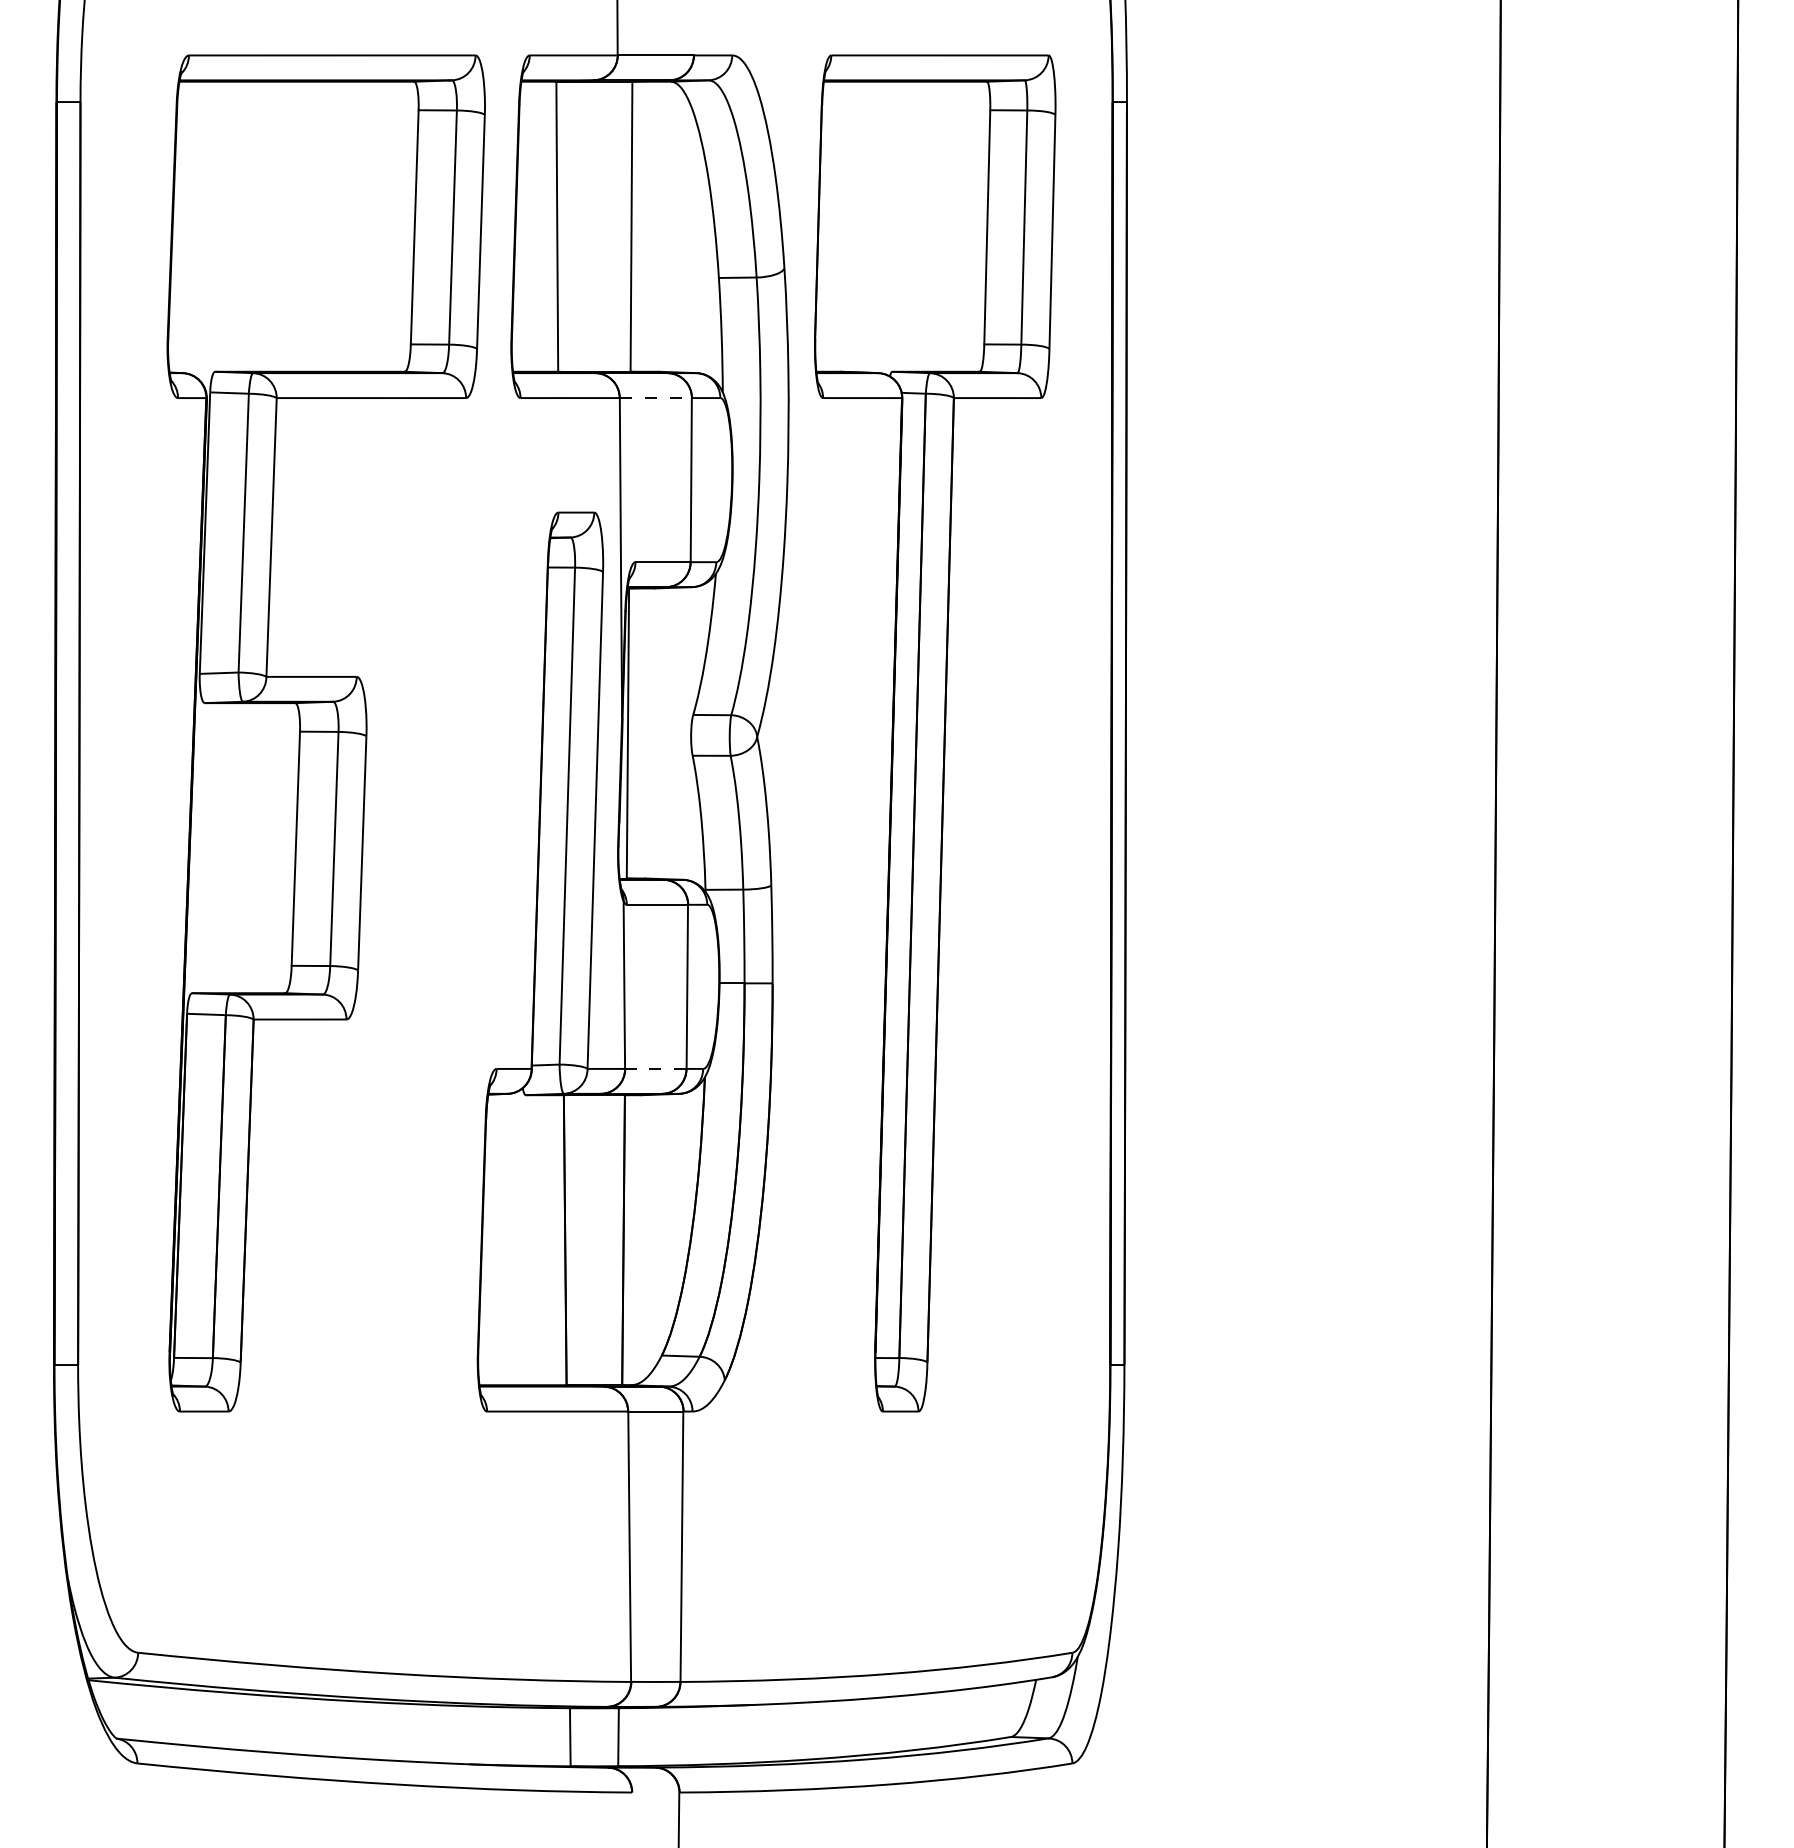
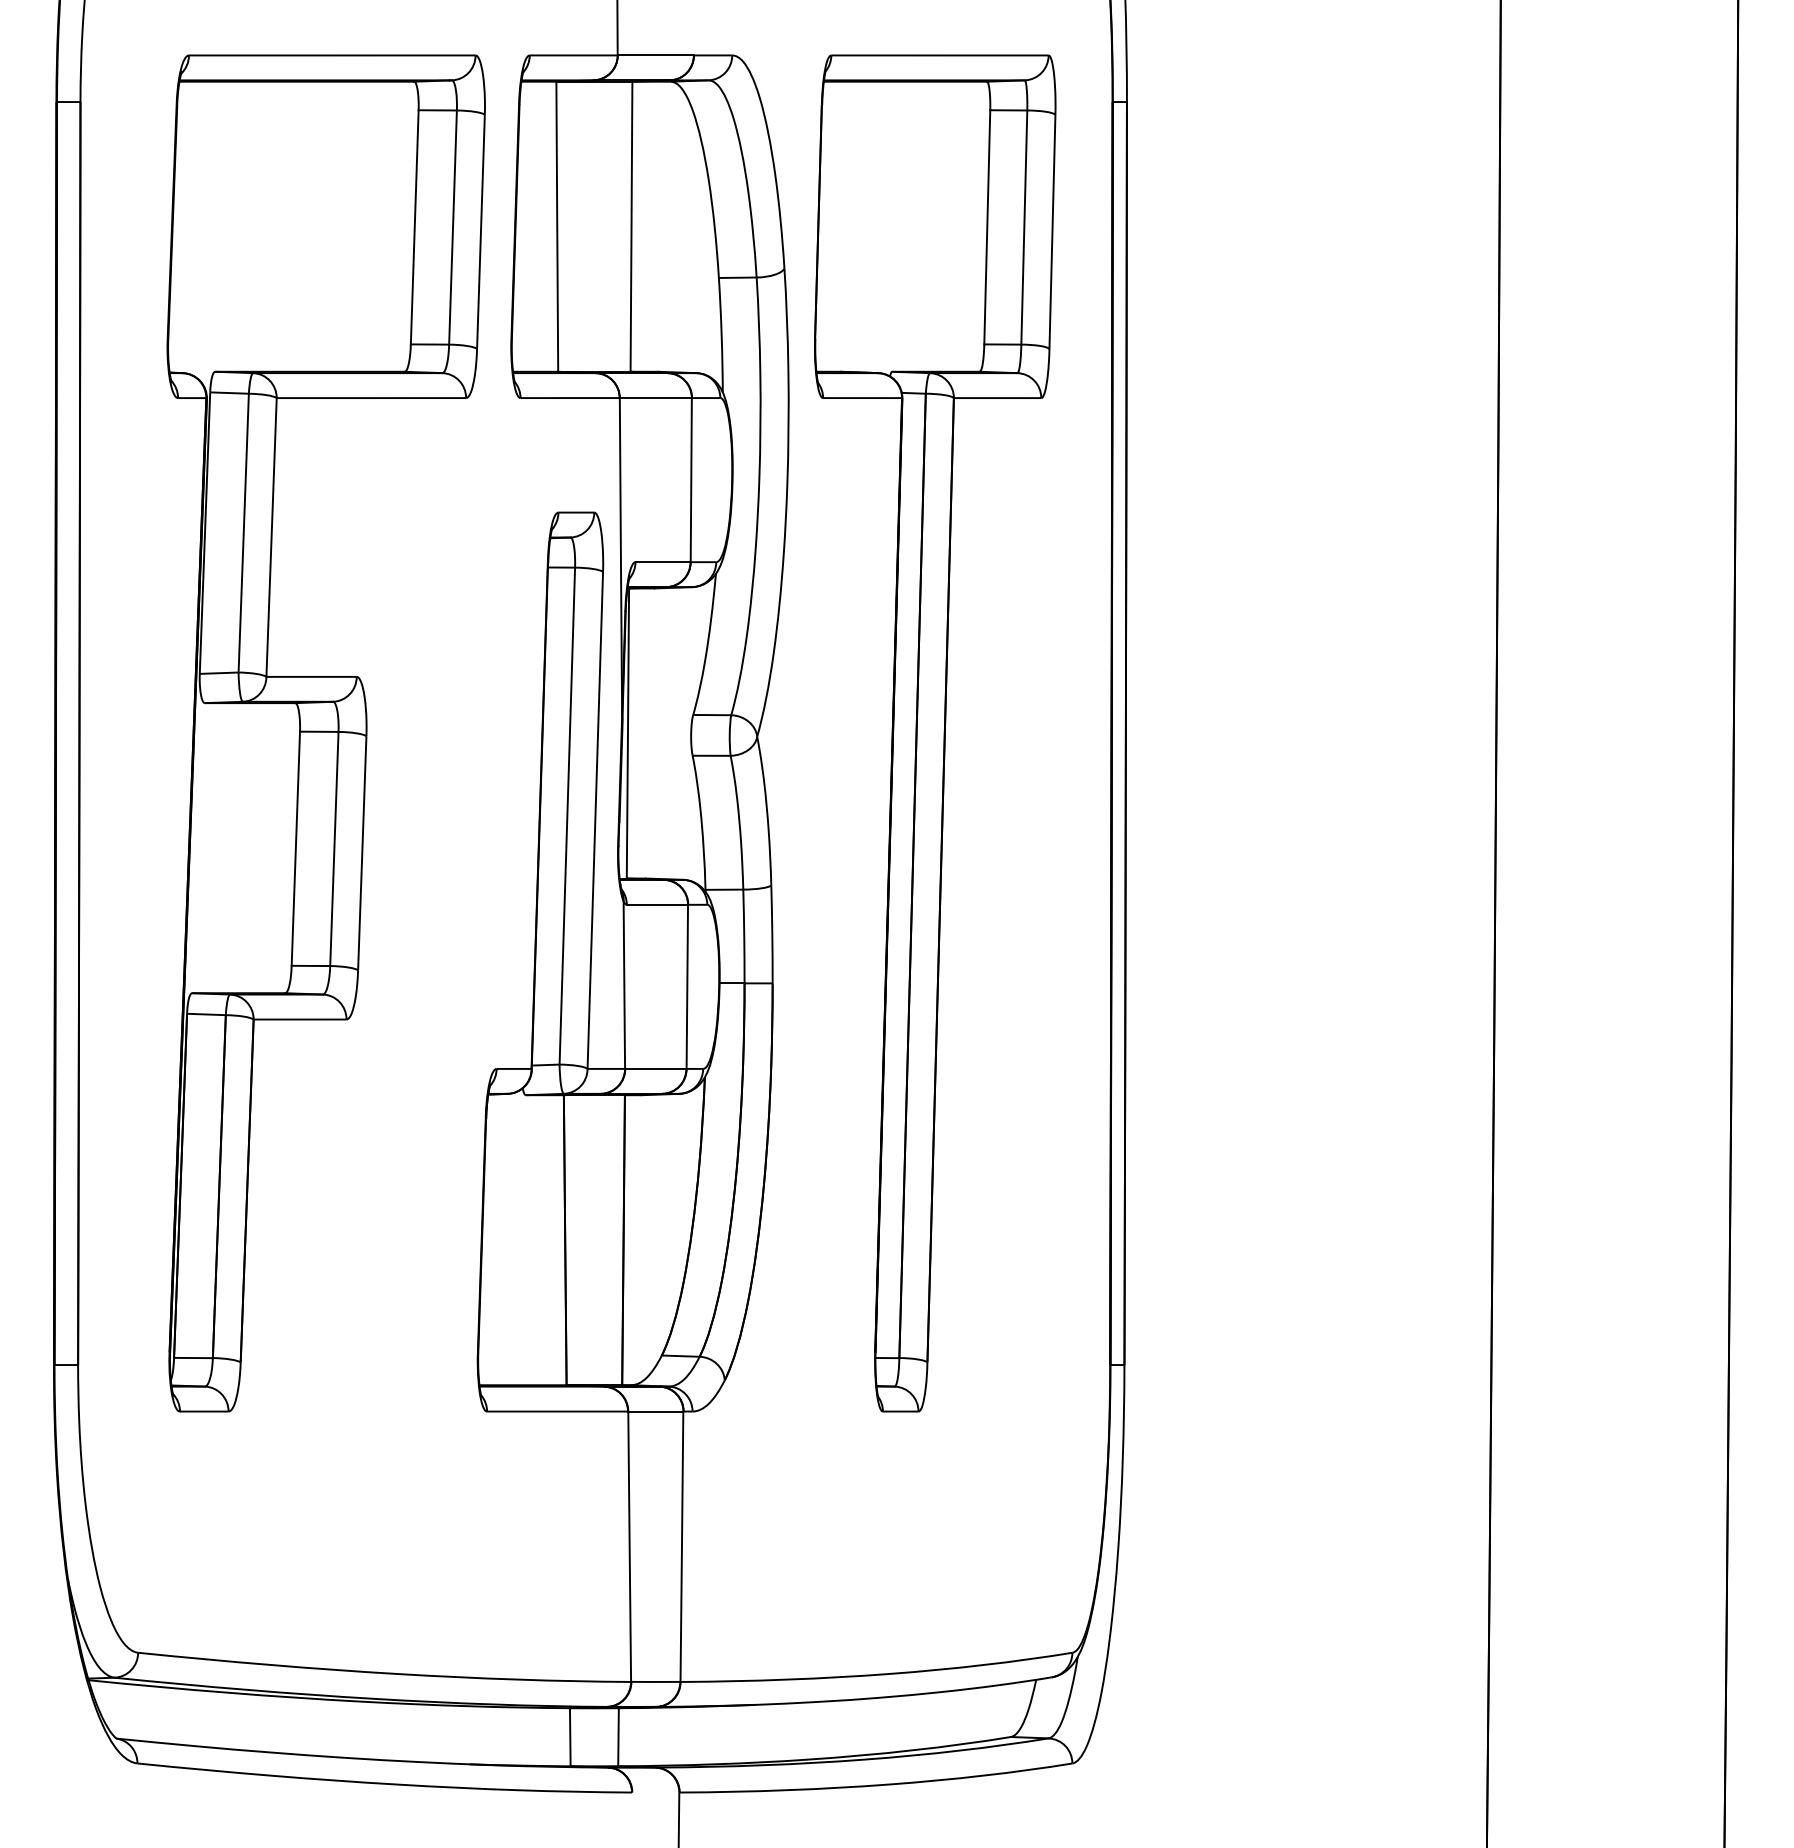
line: dashed -> solid (656, 398)
line: dashed -> solid (655, 1068)
